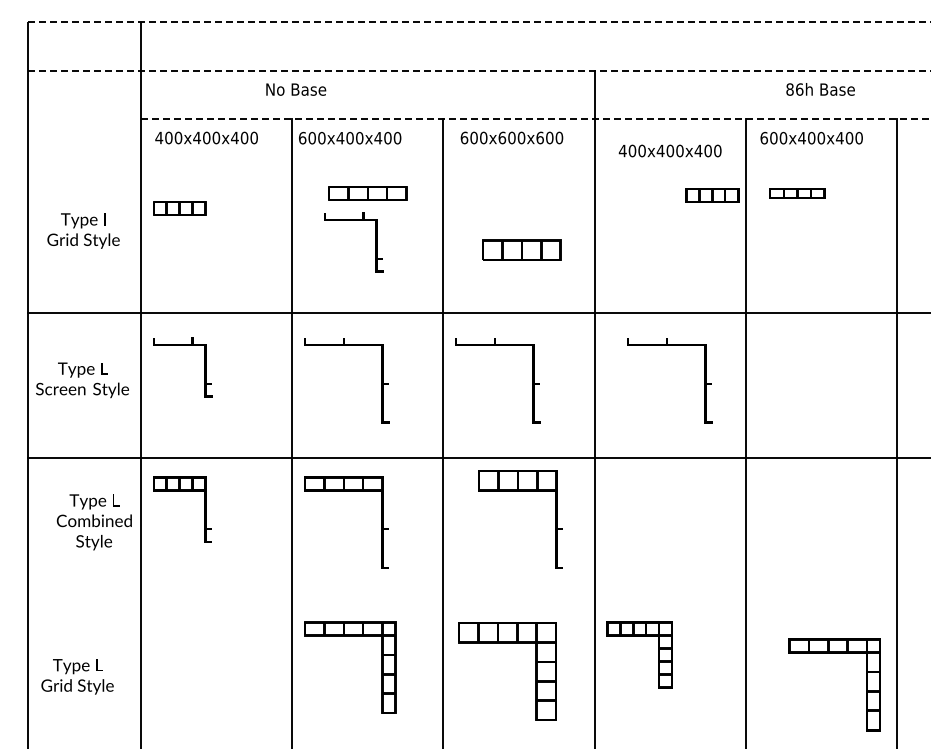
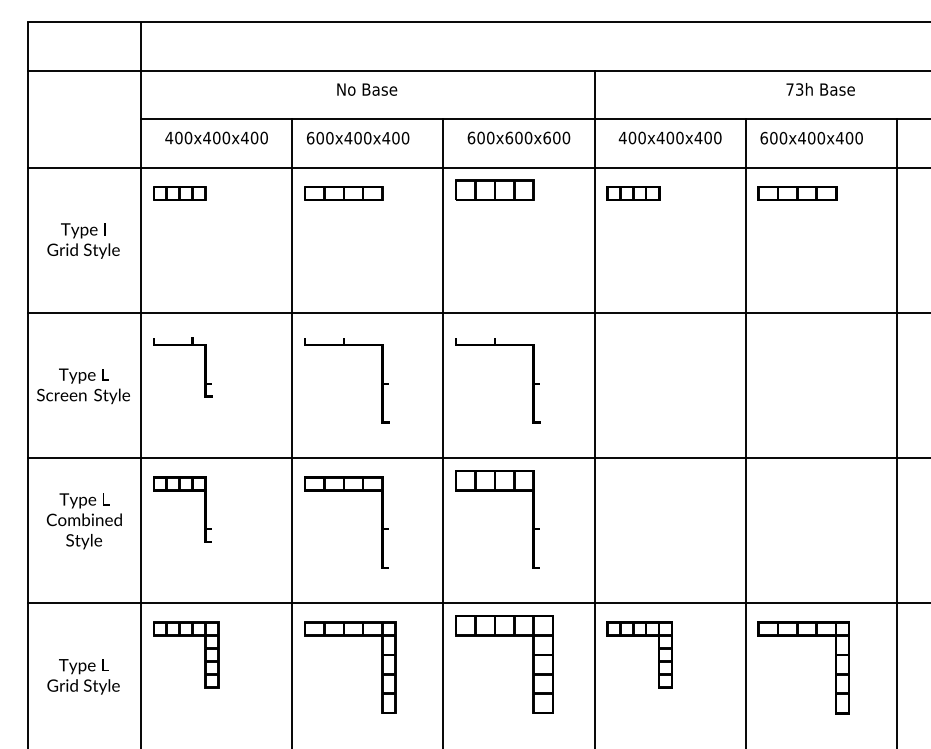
line: dashed -> solid (479, 22)
line: dashed -> solid (479, 70)
text position: (296, 89) -> (367, 89) (367, 89)
text: 86h -> 73h (794, 89)
line: dashed -> solid (535, 119)
text position: (206, 137) -> (216, 137) (216, 137)
text position: (350, 137) -> (358, 137) (358, 137)
text position: (511, 137) -> (518, 137) (518, 137)
text position: (669, 150) -> (669, 137) (669, 137)
line: none -> present (477, 167)
part position: (367, 193) -> (343, 193) (343, 193)
part size: 57x11 px -> 81x15 px (797, 193)
part position: (712, 195) -> (633, 193) (633, 193)
part position: (179, 208) -> (179, 193) (179, 193)
part: present -> none (353, 220)
text position: (83, 230) -> (83, 240) (83, 240)
part position: (521, 249) -> (494, 189) (494, 189)
part: present -> none (669, 345)
text position: (82, 380) -> (83, 386) (83, 386)
part position: (520, 491) -> (497, 491) (497, 491)
text position: (93, 522) -> (83, 521) (83, 521)
line: none -> present (477, 603)
part: none -> present (186, 636)
part position: (507, 643) -> (504, 636) (504, 636)
part position: (834, 653) -> (803, 636) (803, 636)
text position: (77, 676) -> (83, 676) (83, 676)
